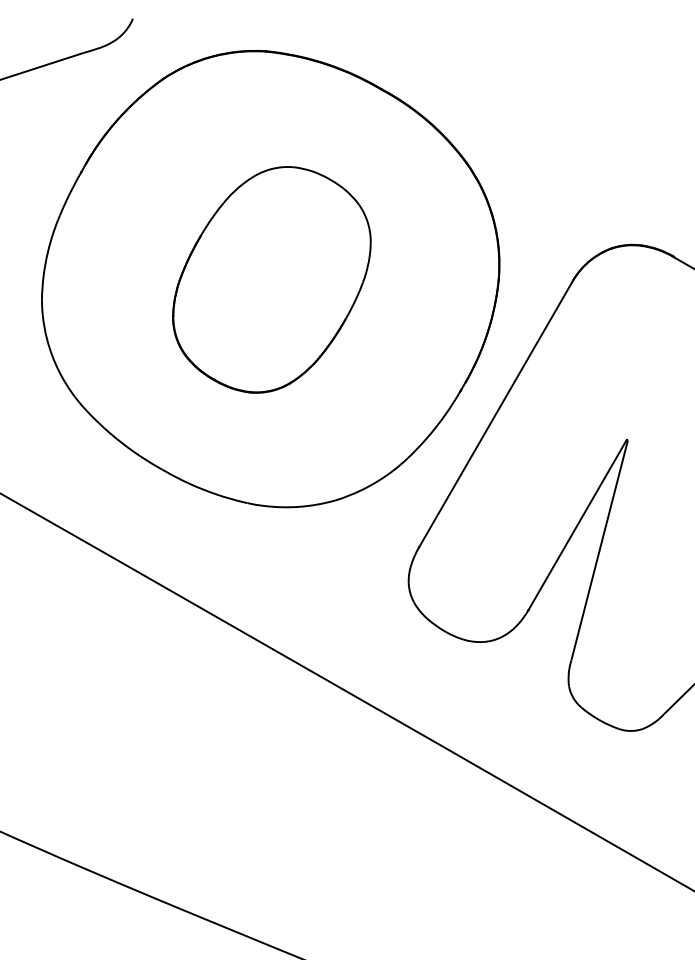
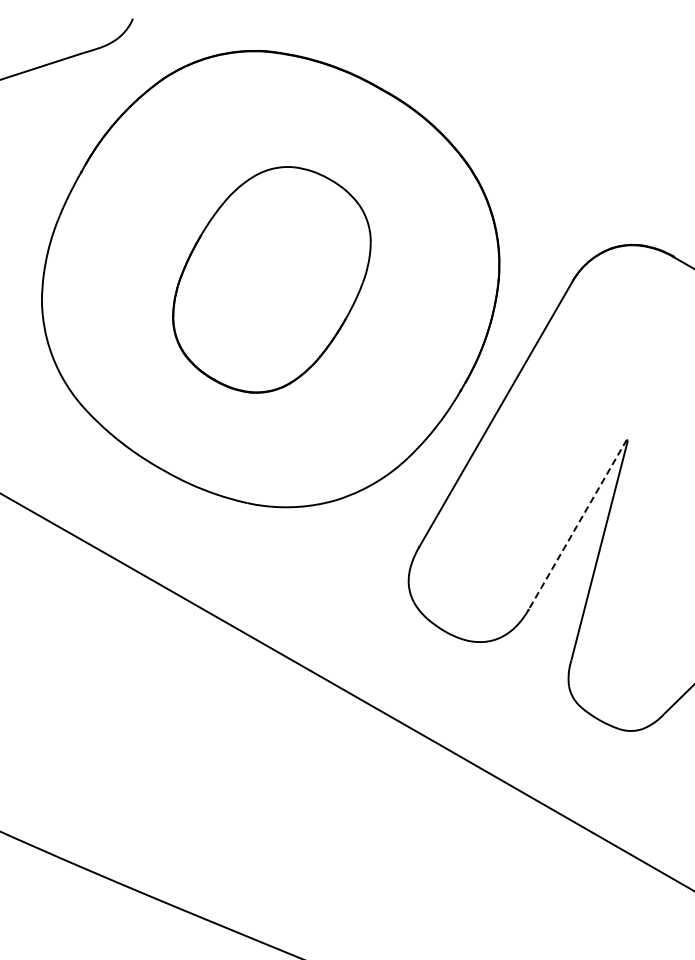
line: solid -> dashed (577, 525)
